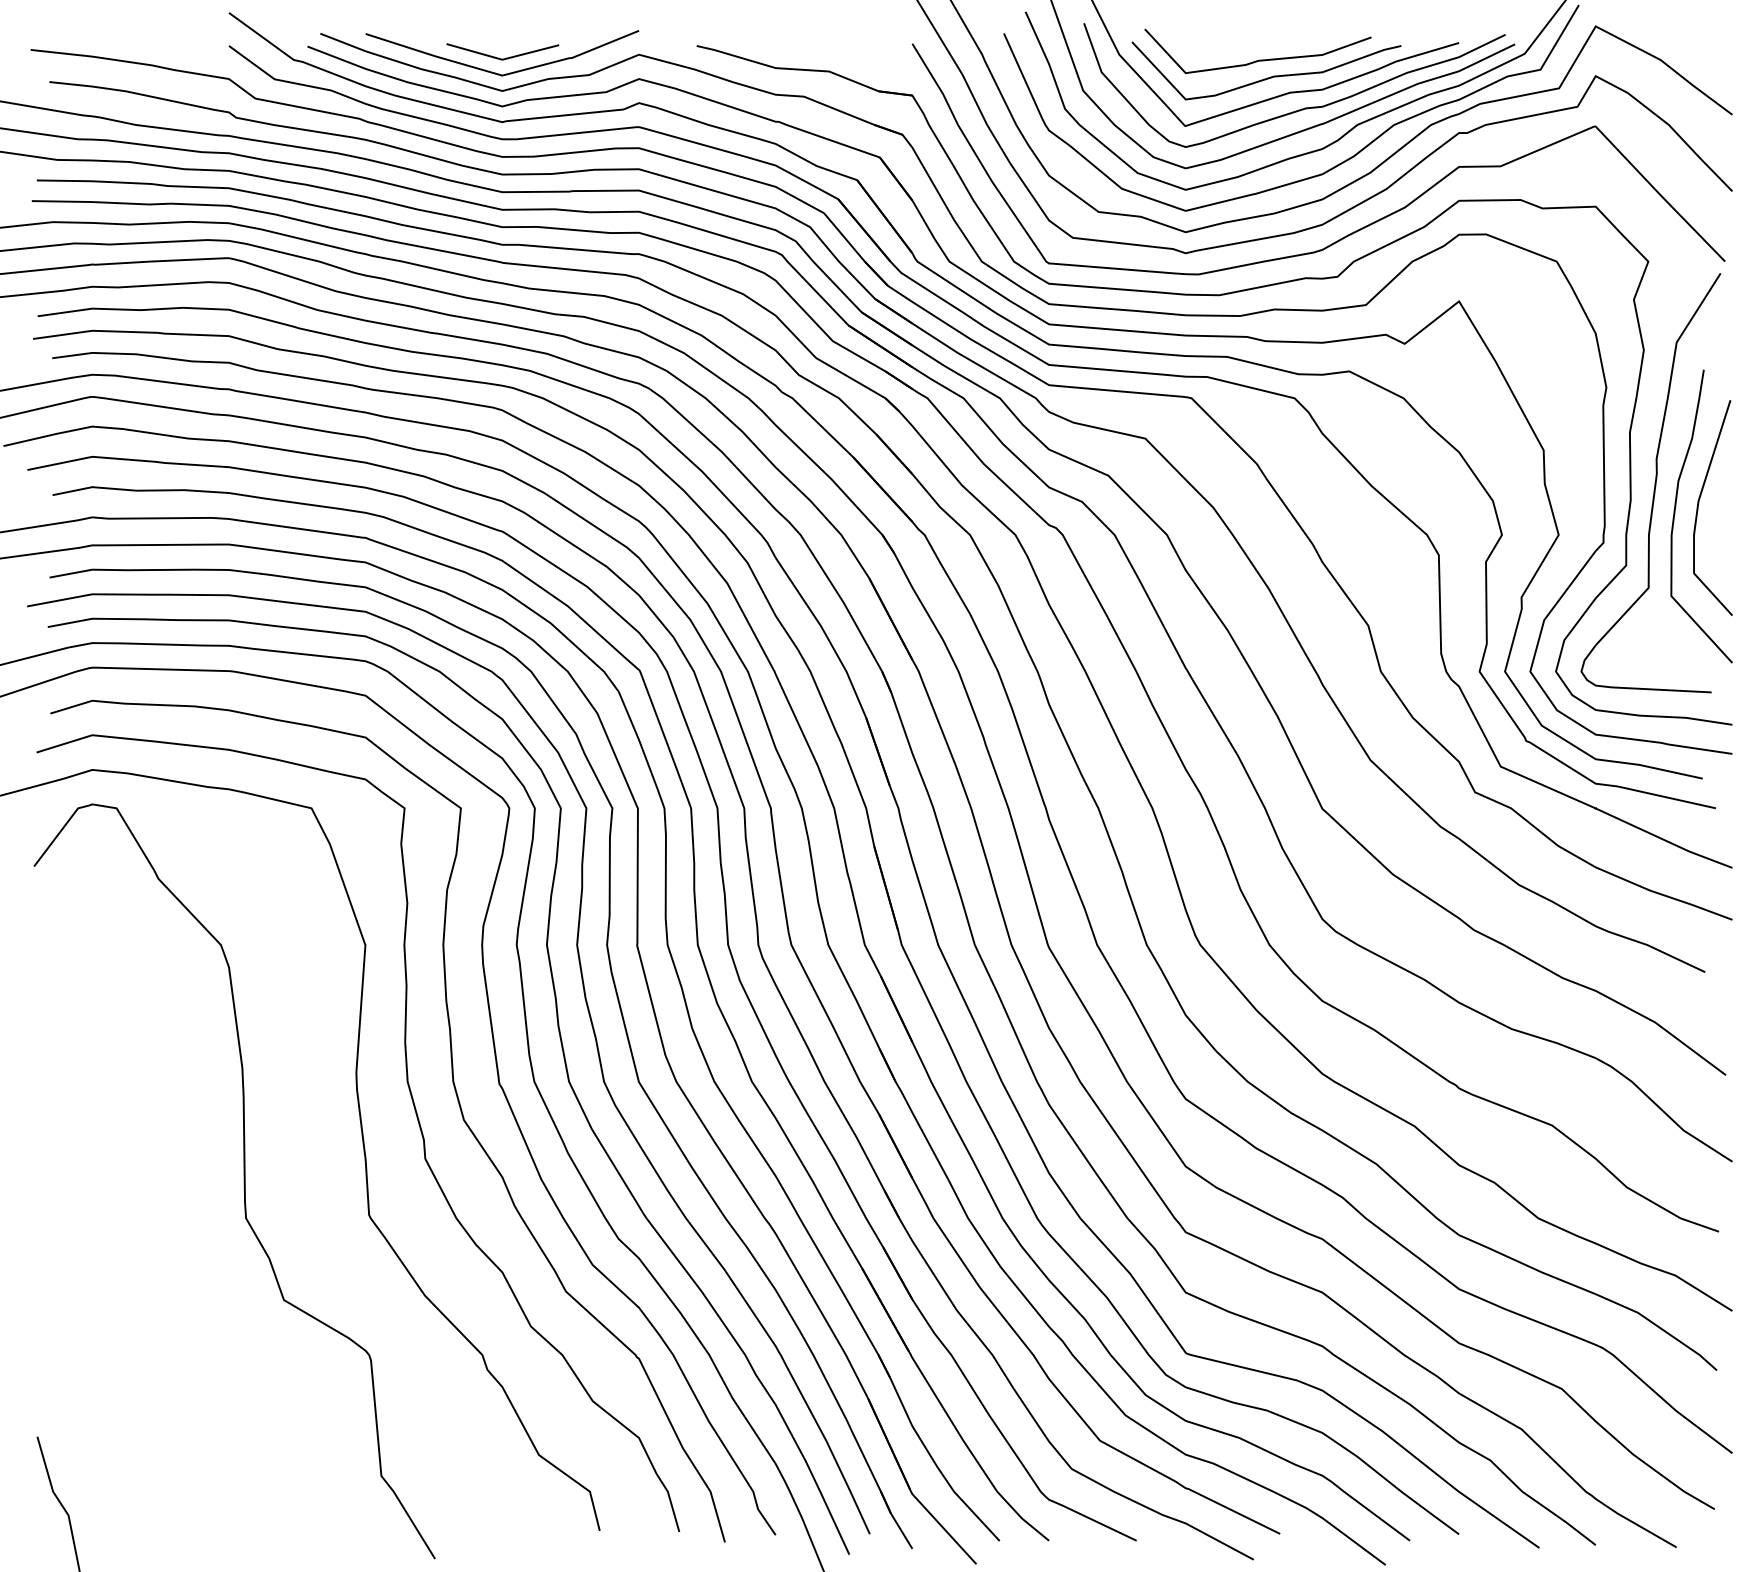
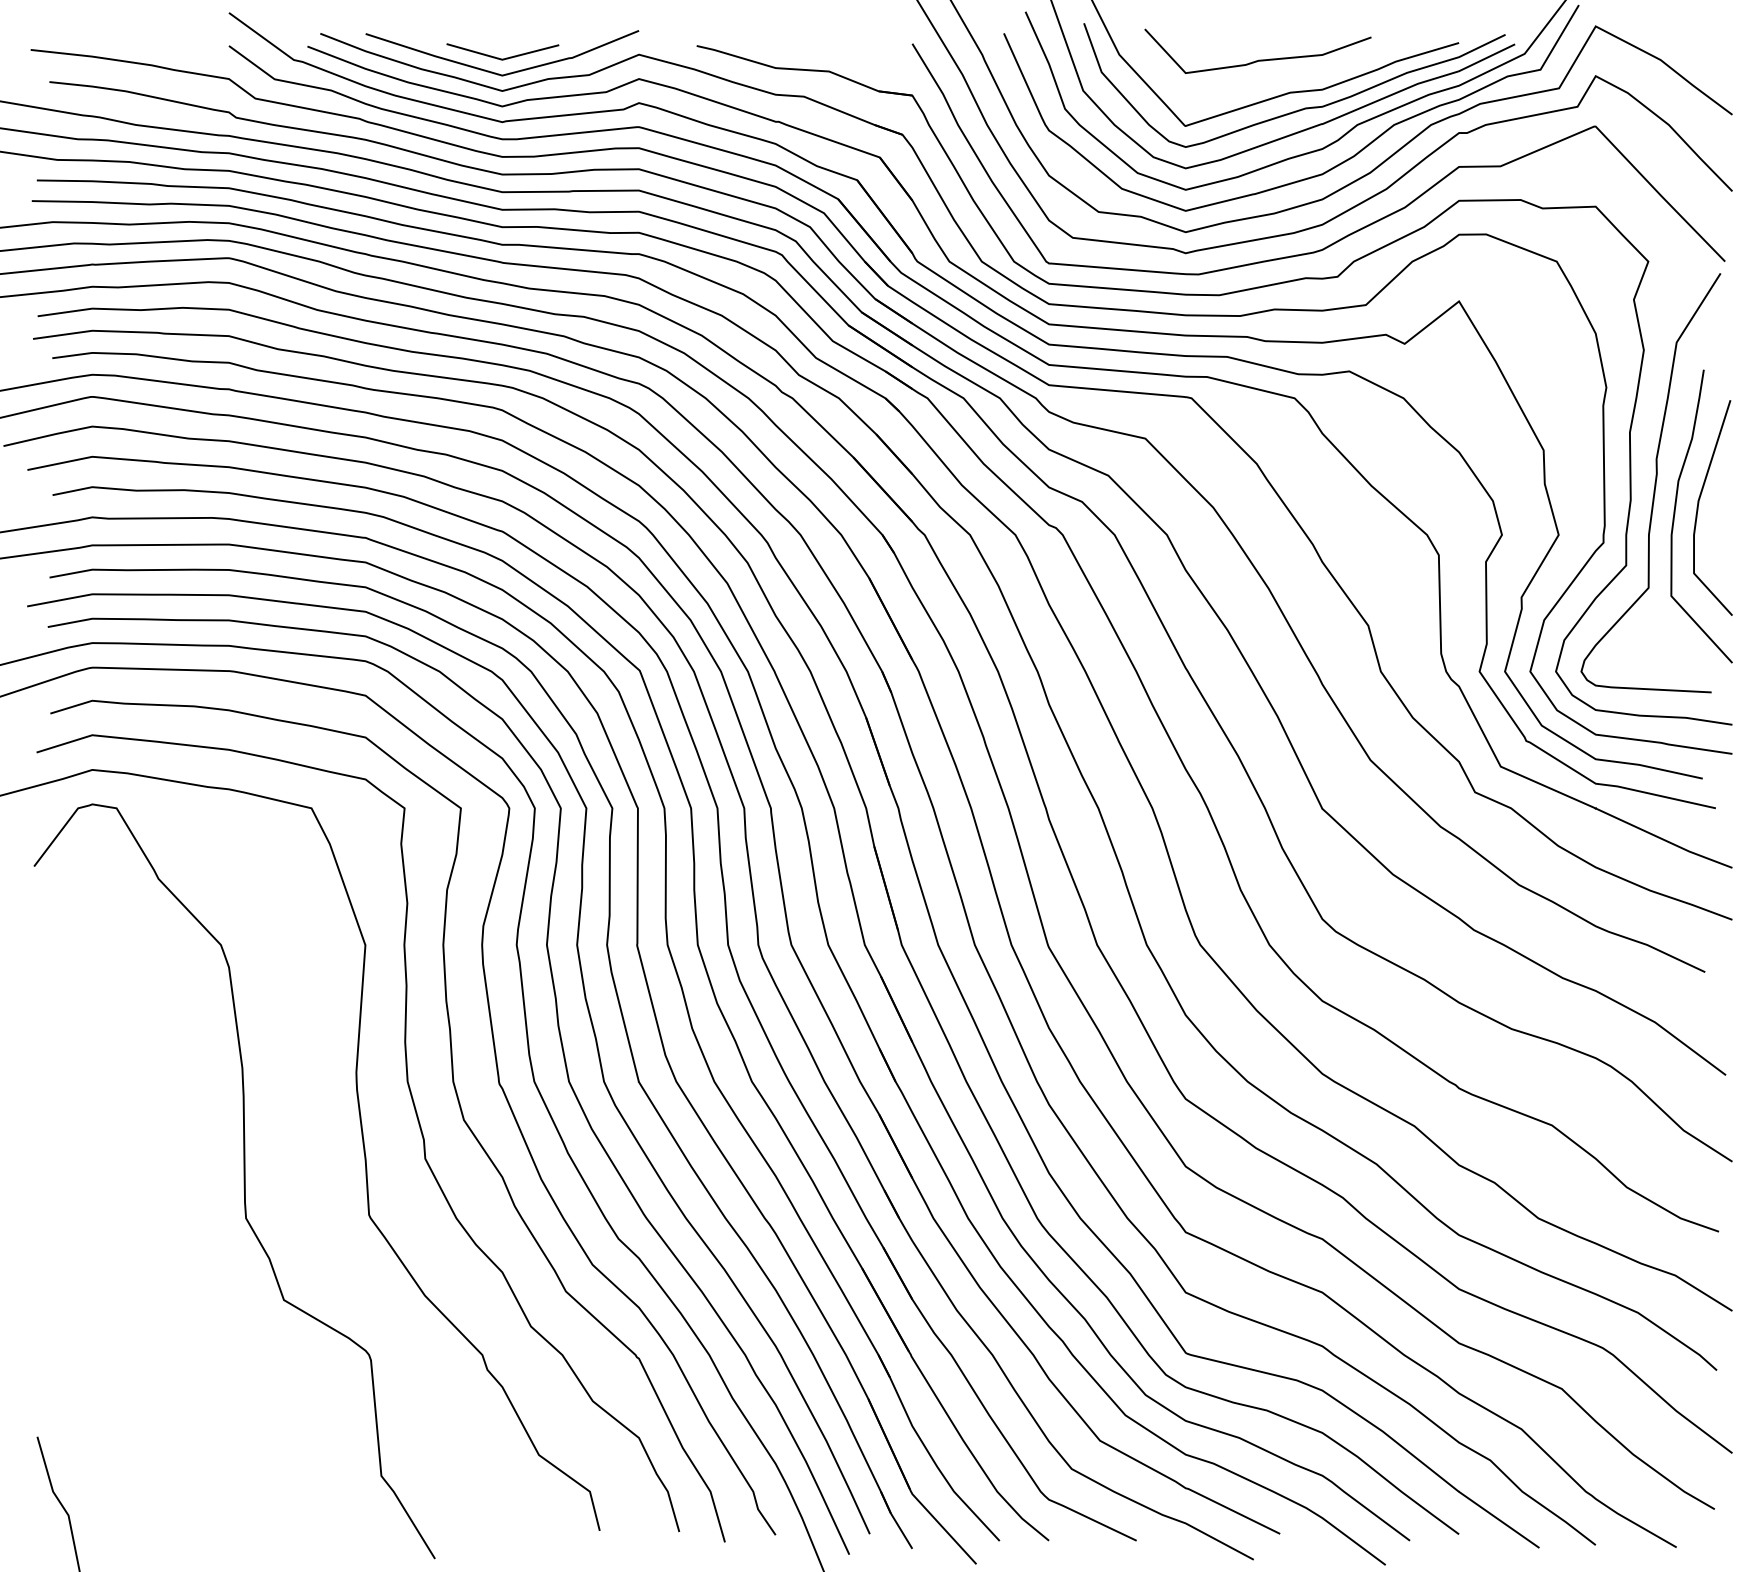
curve: present -> none (1267, 77)
